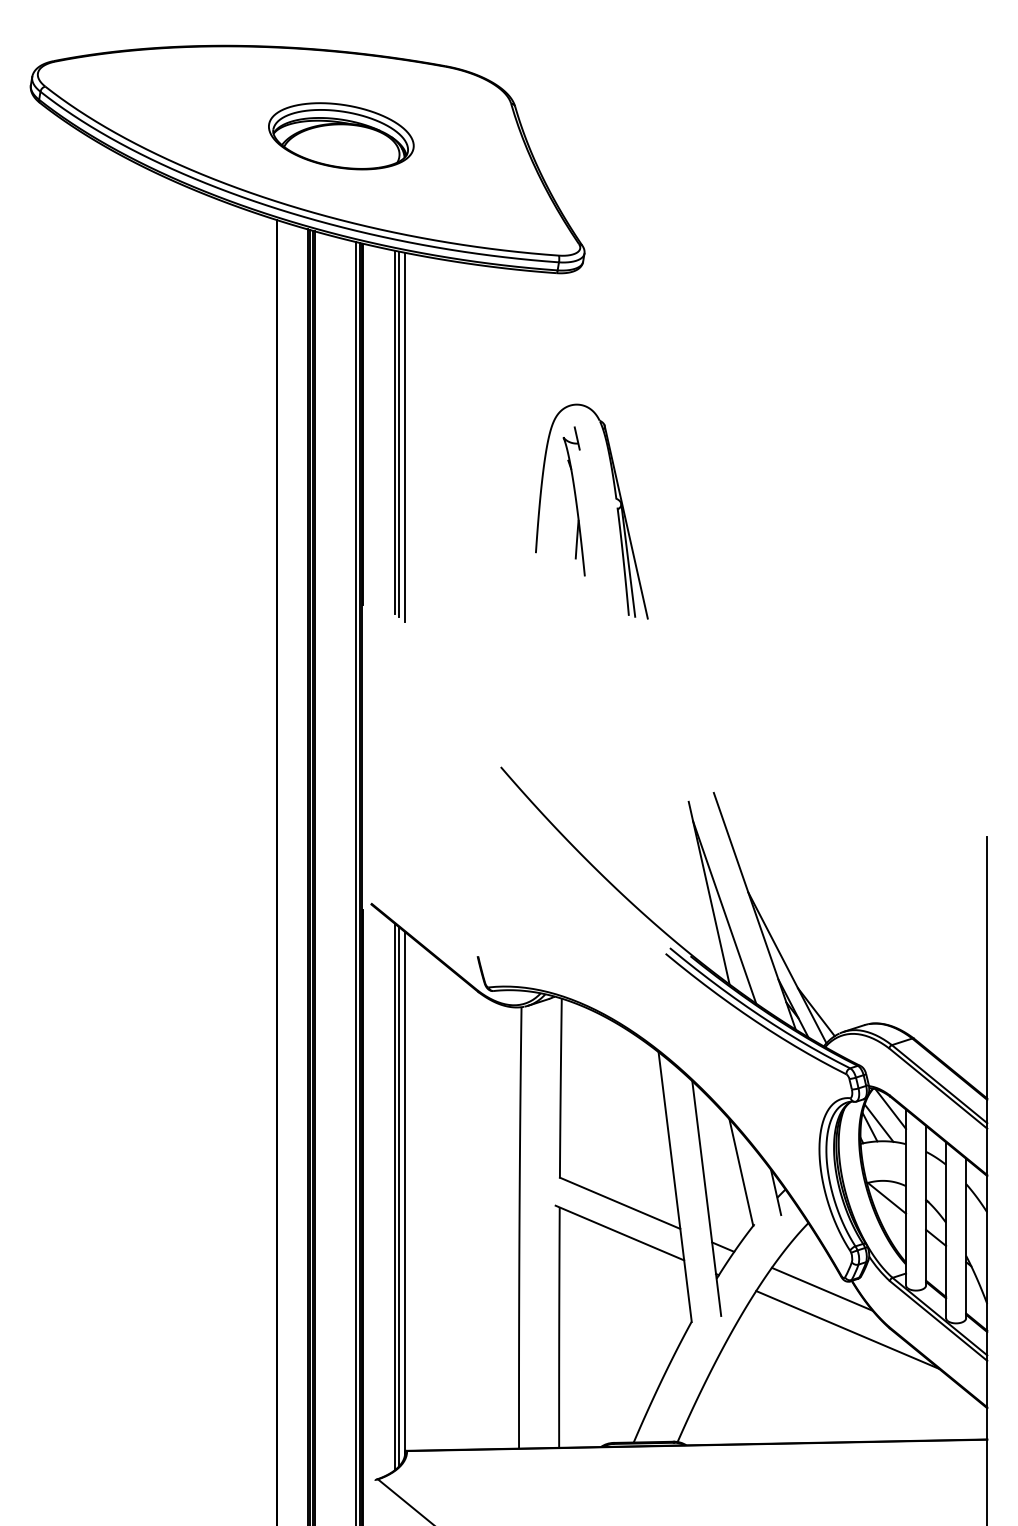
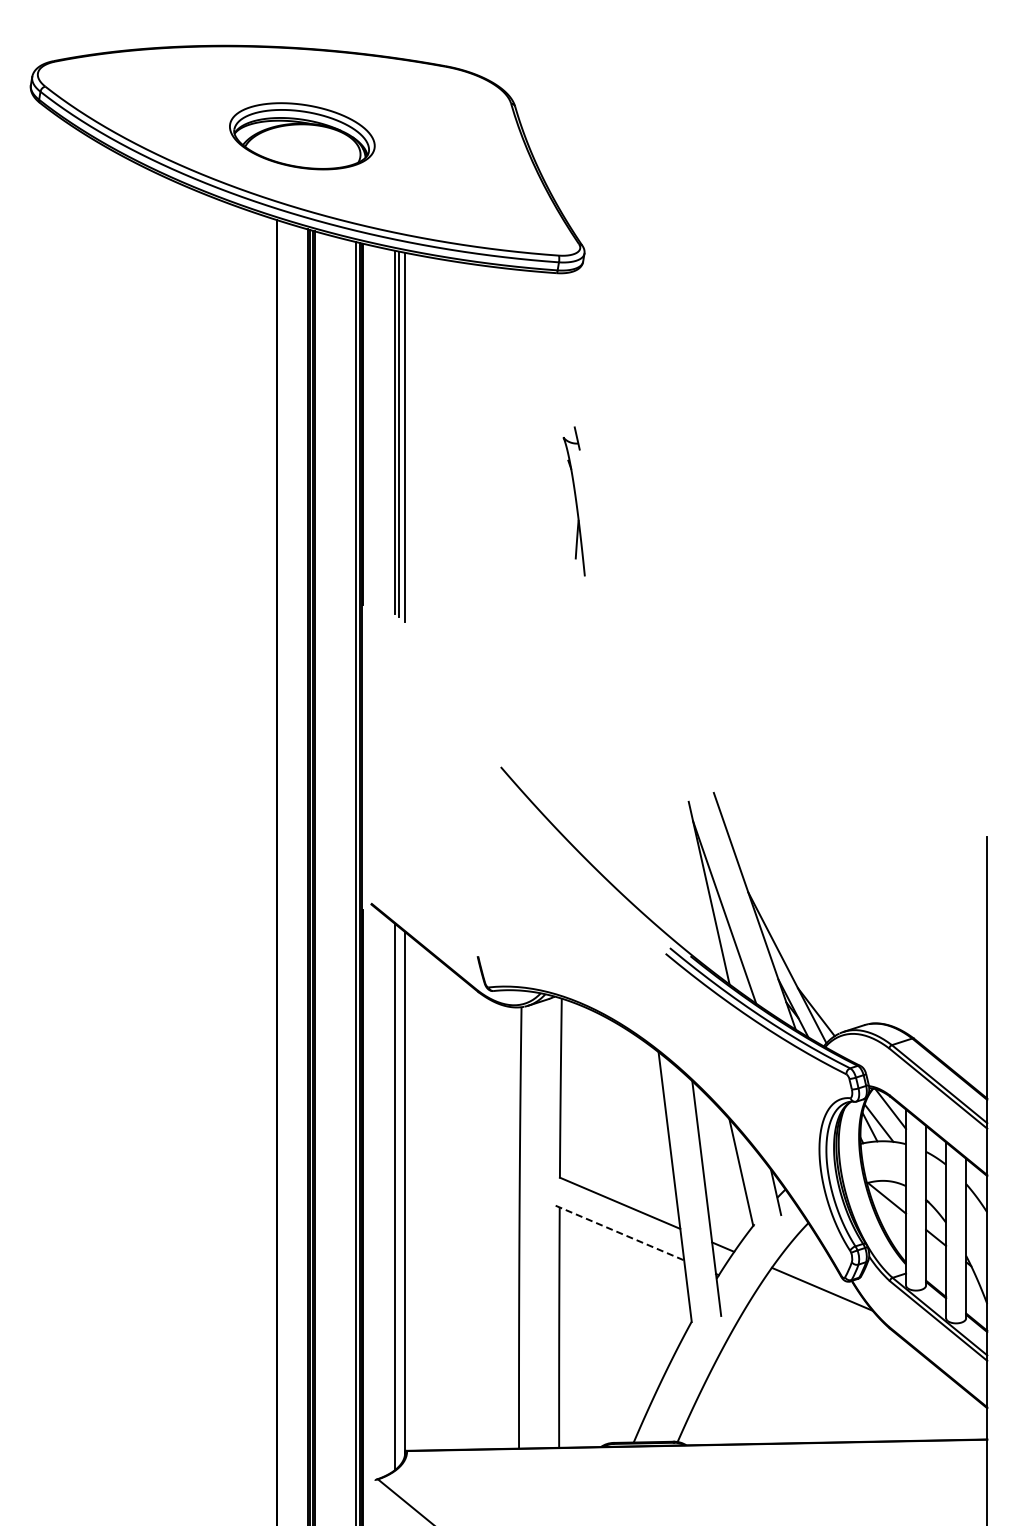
part position: (341, 136) -> (302, 136) (302, 136)
part: present -> none (616, 509)
line: present -> none (398, 1196)
line: solid -> dashed (619, 1233)
line: present -> none (847, 1329)
